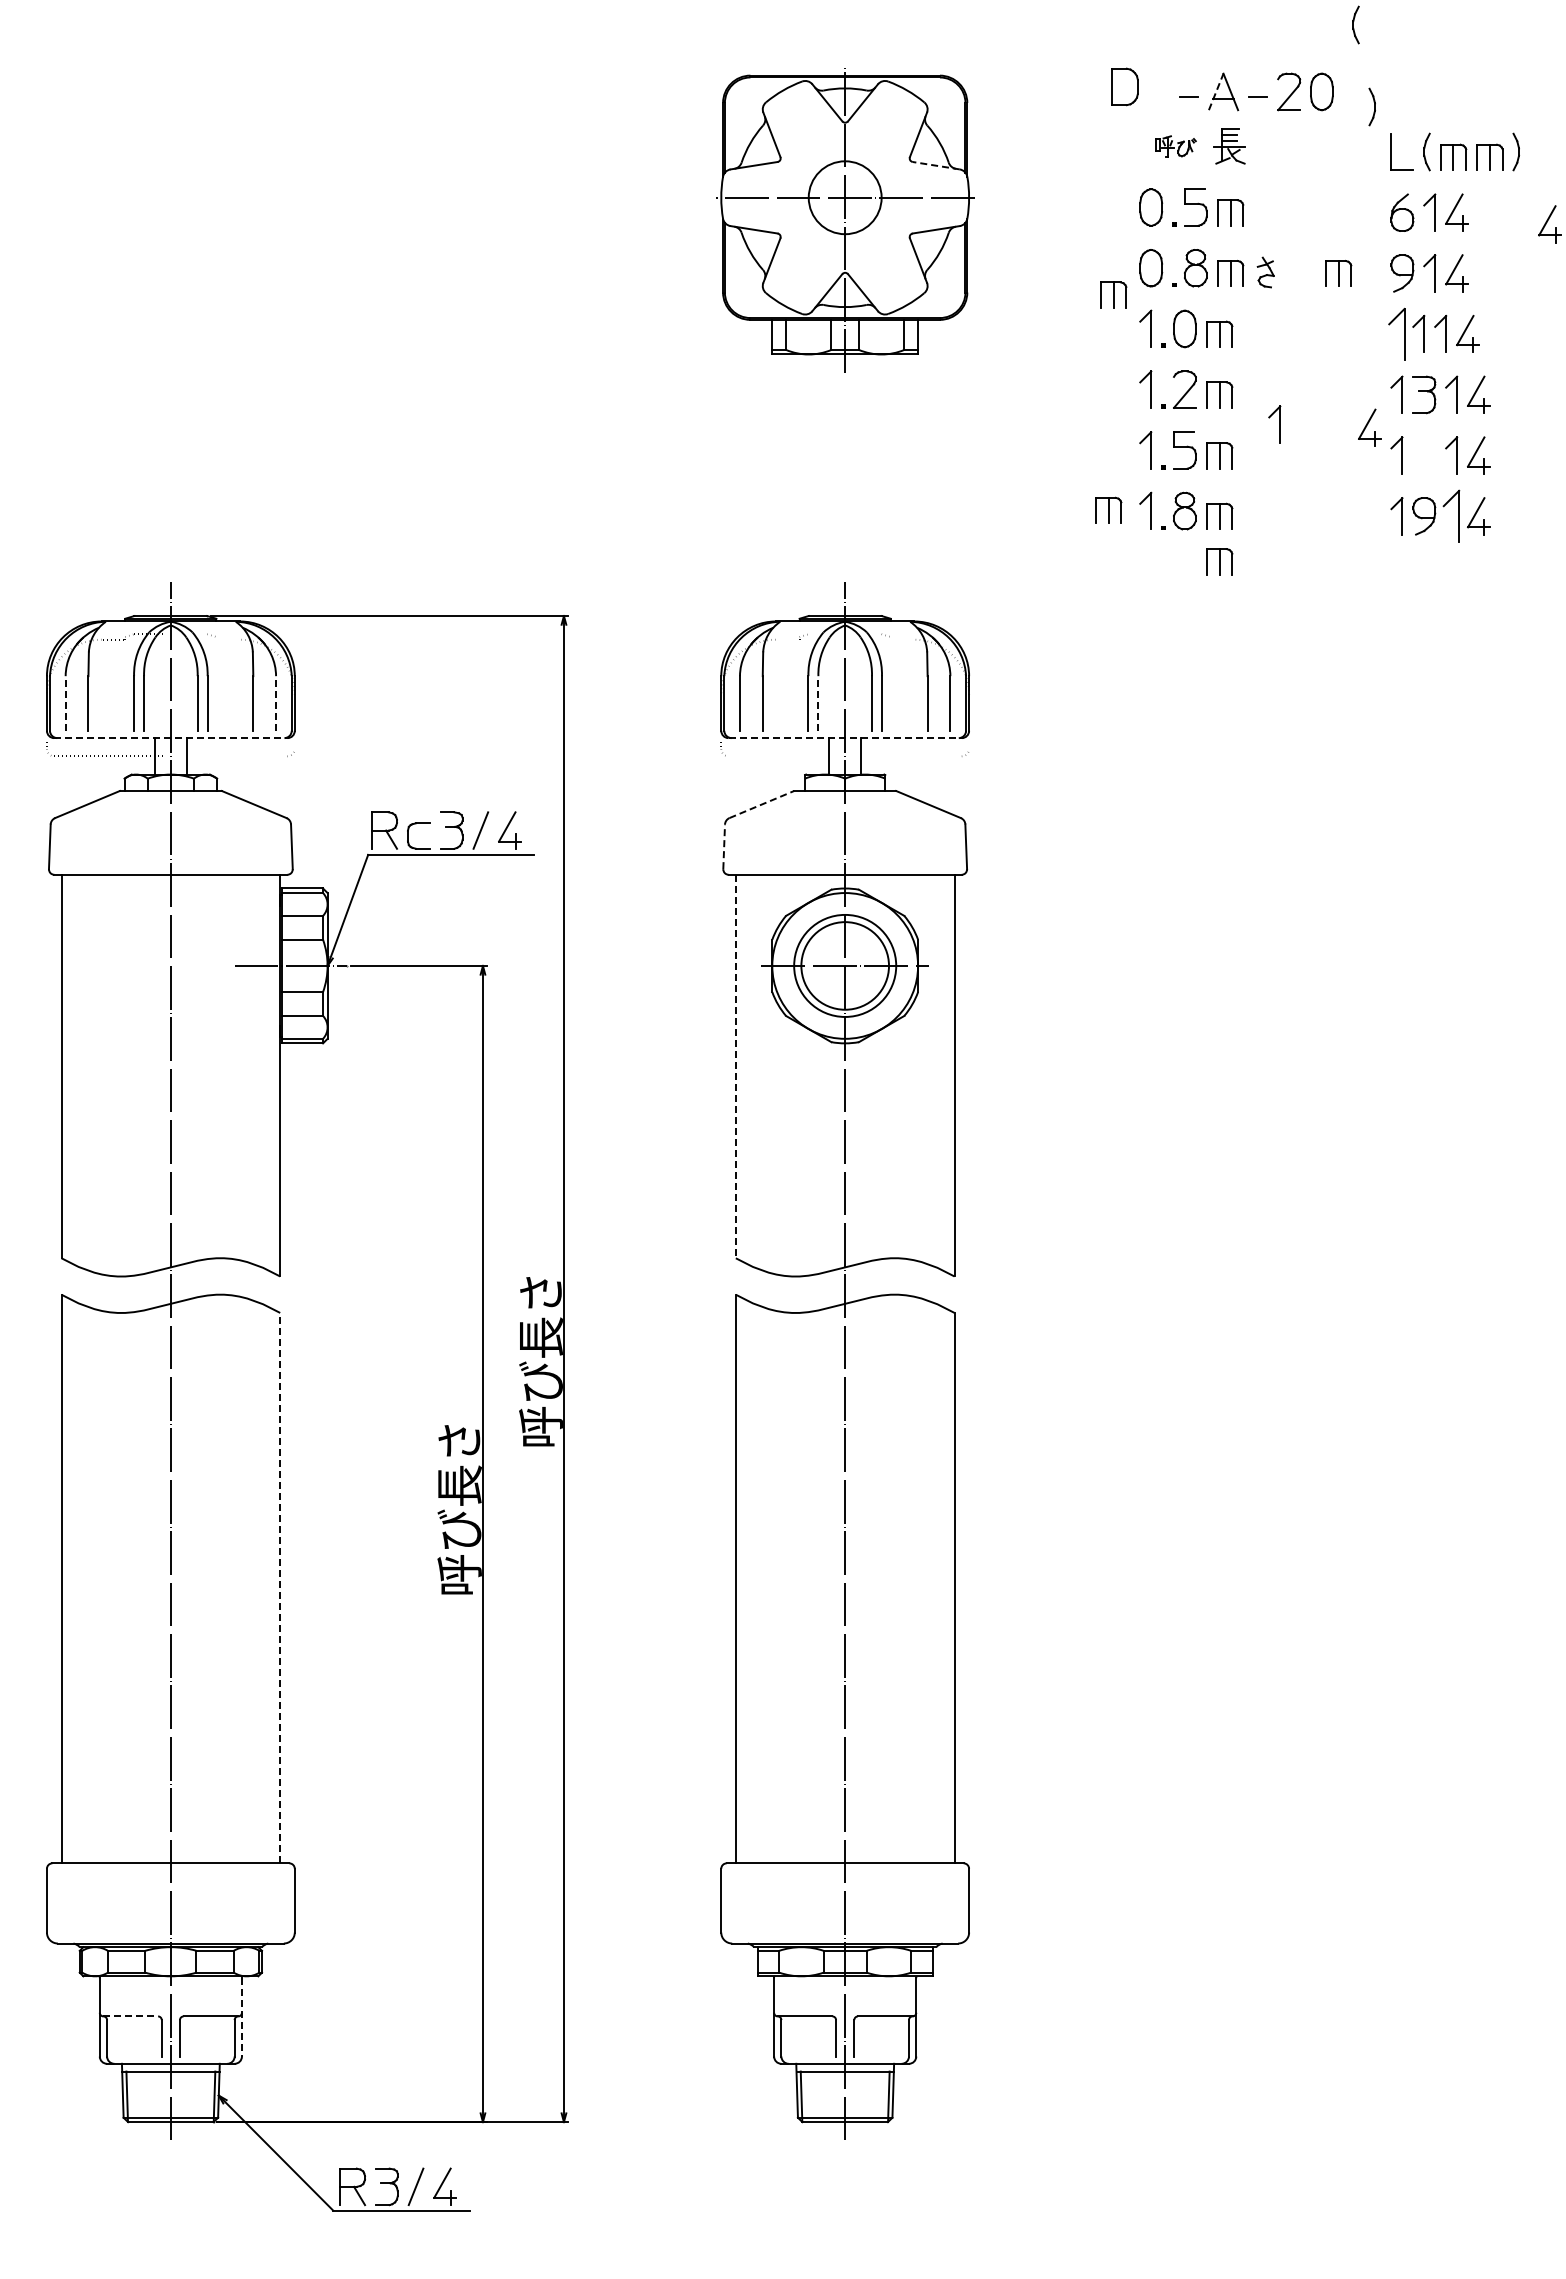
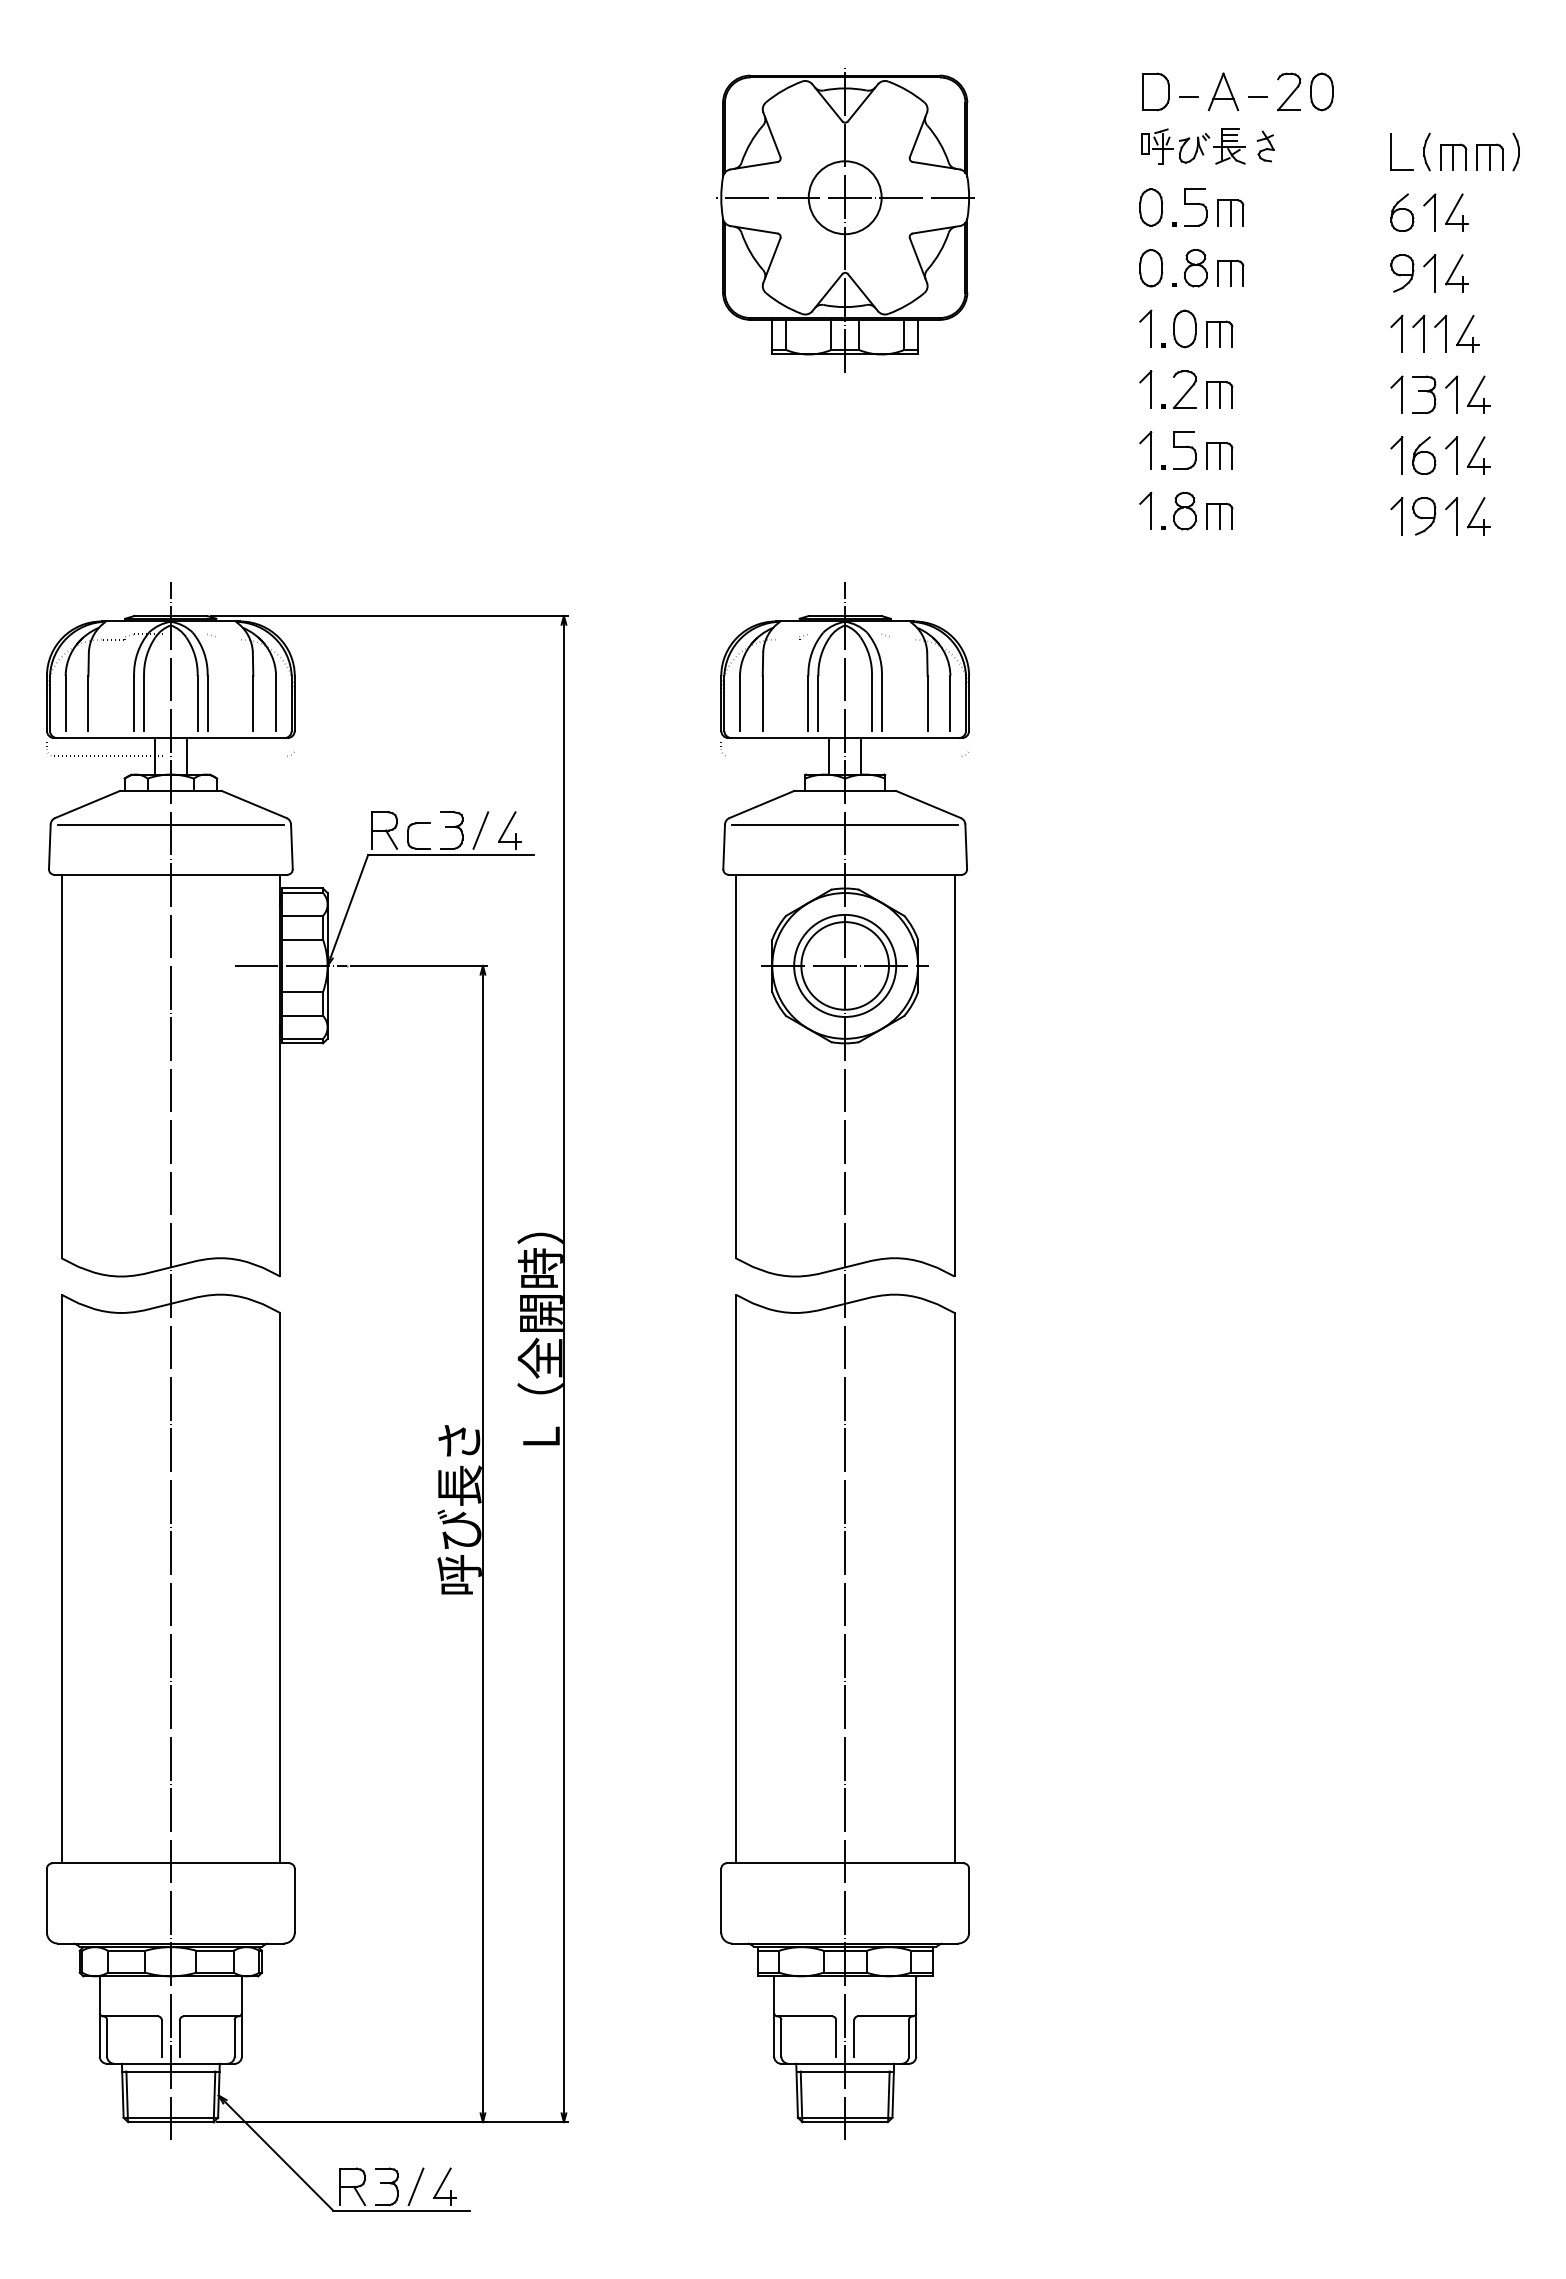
part: present -> none (1355, 24)
part position: (1124, 86) -> (1155, 91) (1155, 91)
line: dashed -> solid (1216, 91)
part: present -> none (1371, 106)
part size: 42x23 px -> 70x37 px (1175, 146)
line: dashed -> solid (936, 165)
part: present -> none (1549, 224)
part position: (1265, 272) -> (1265, 146) (1265, 146)
part: present -> none (1338, 272)
part: present -> none (1113, 294)
part size: 18x54 px -> 14x39 px (1396, 333)
part: present -> none (1274, 424)
part: present -> none (1369, 427)
part: none -> present (1424, 455)
part: present -> none (1108, 509)
part size: 19x54 px -> 14x39 px (1451, 516)
part: present -> none (1219, 561)
line: dashed -> solid (65, 703)
line: dashed -> solid (276, 703)
line: dashed -> solid (818, 703)
line: dashed -> solid (170, 738)
line: dashed -> solid (845, 738)
line: dashed -> solid (762, 804)
line: none -> present (170, 824)
line: none -> present (845, 824)
line: dashed -> solid (724, 846)
line: dashed -> solid (735, 1066)
text: 呼び長さ -> L（全開時） (539, 1339)
line: dashed -> solid (280, 1587)
line: dashed -> solid (131, 2016)
line: dashed -> solid (241, 2017)
